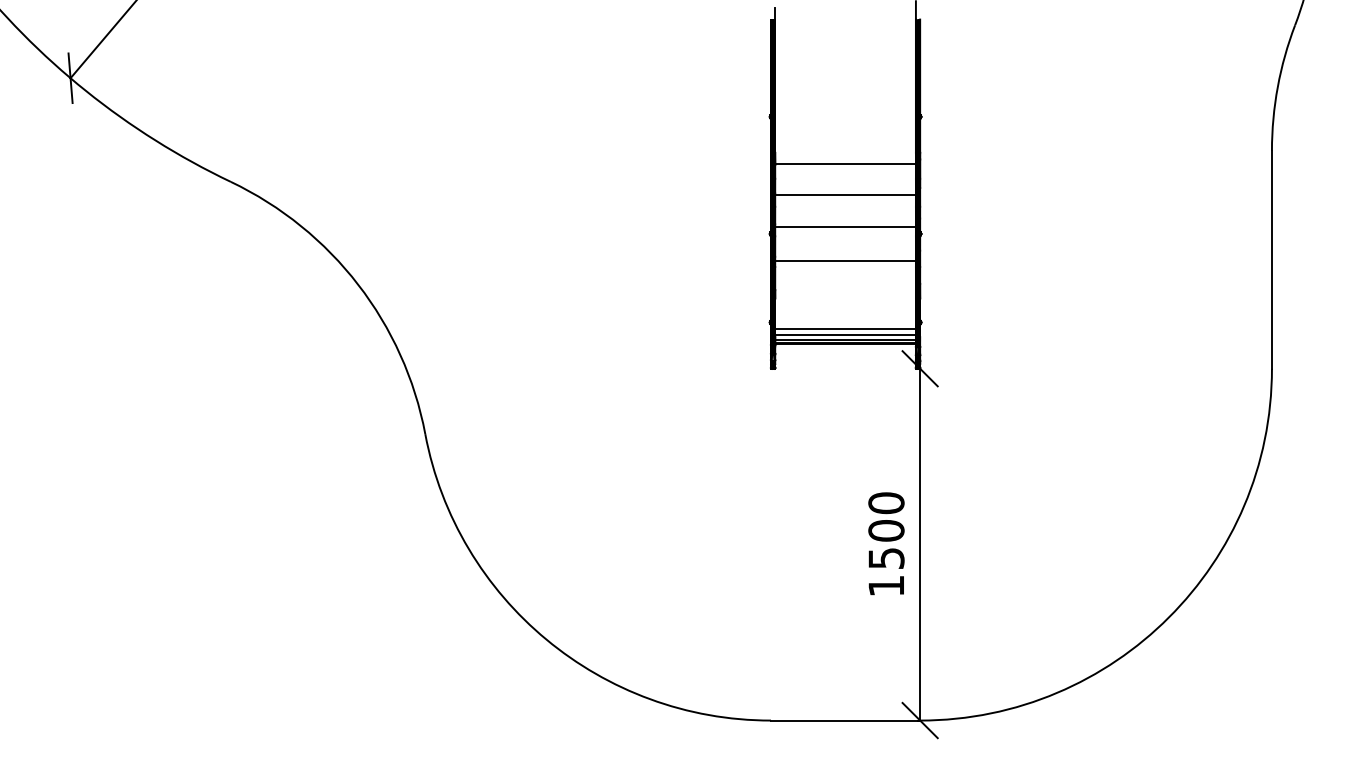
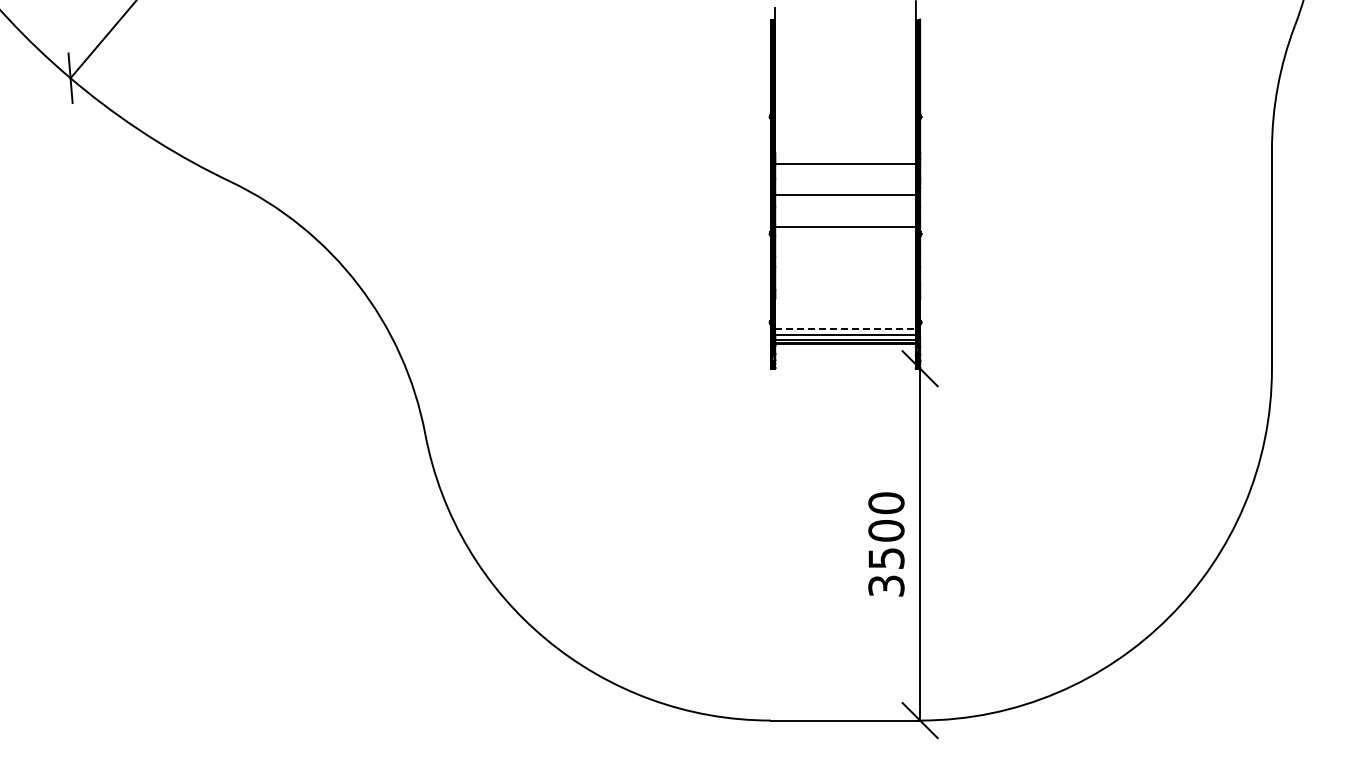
line: present -> none (845, 261)
line: solid -> dashed (846, 329)
text: 1500 -> 3500 (886, 585)
